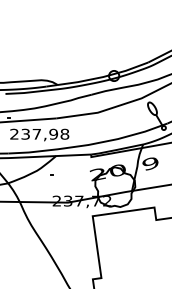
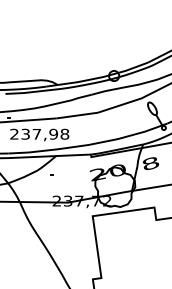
text: 9 -> 8 (150, 163)
